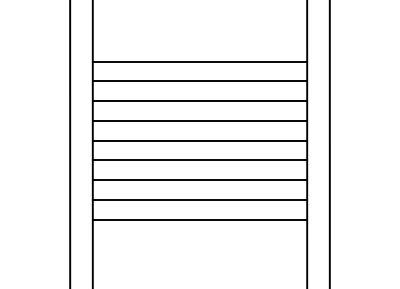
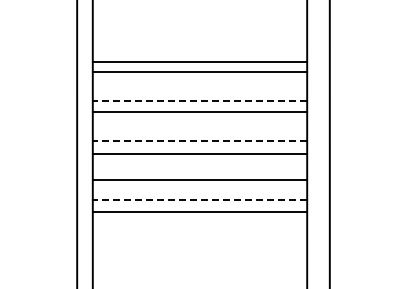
line position: (199, 81) -> (199, 72) (199, 72)
line: solid -> dashed (199, 101)
line position: (199, 120) -> (199, 111) (199, 111)
line: solid -> dashed (199, 140)
line position: (70, 143) -> (77, 143) (77, 143)
line position: (199, 160) -> (199, 154) (199, 154)
line: solid -> dashed (199, 199)
line position: (199, 219) -> (199, 211) (199, 211)
